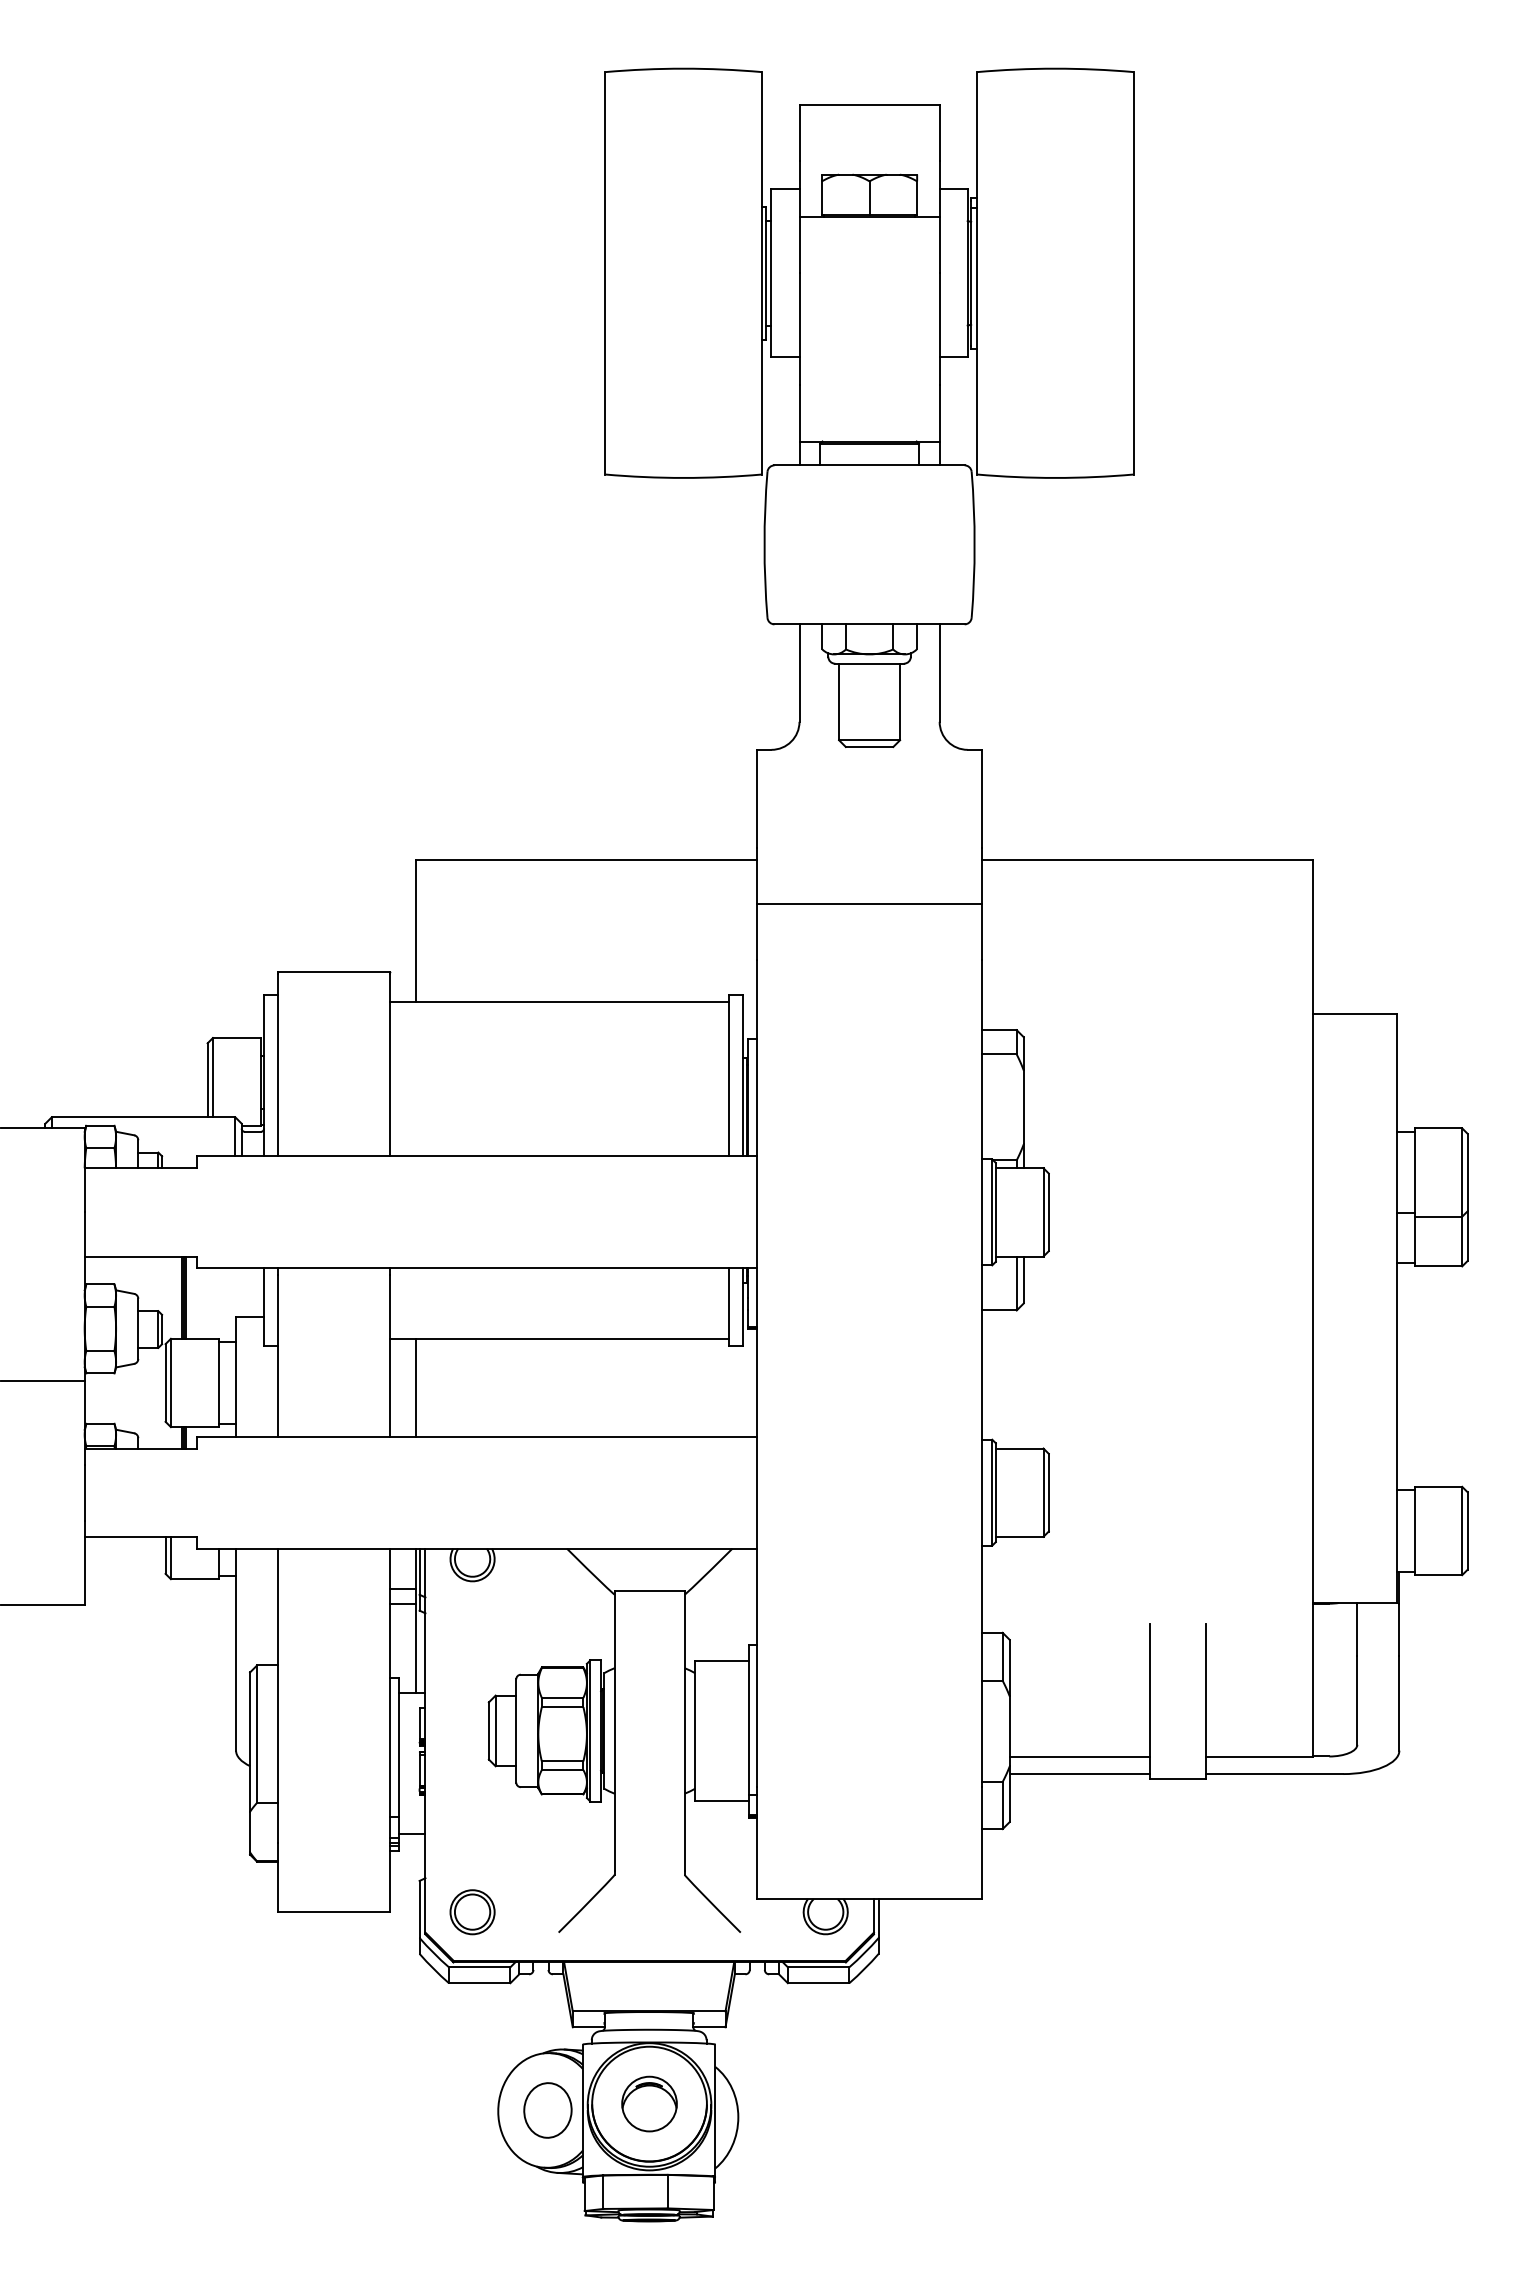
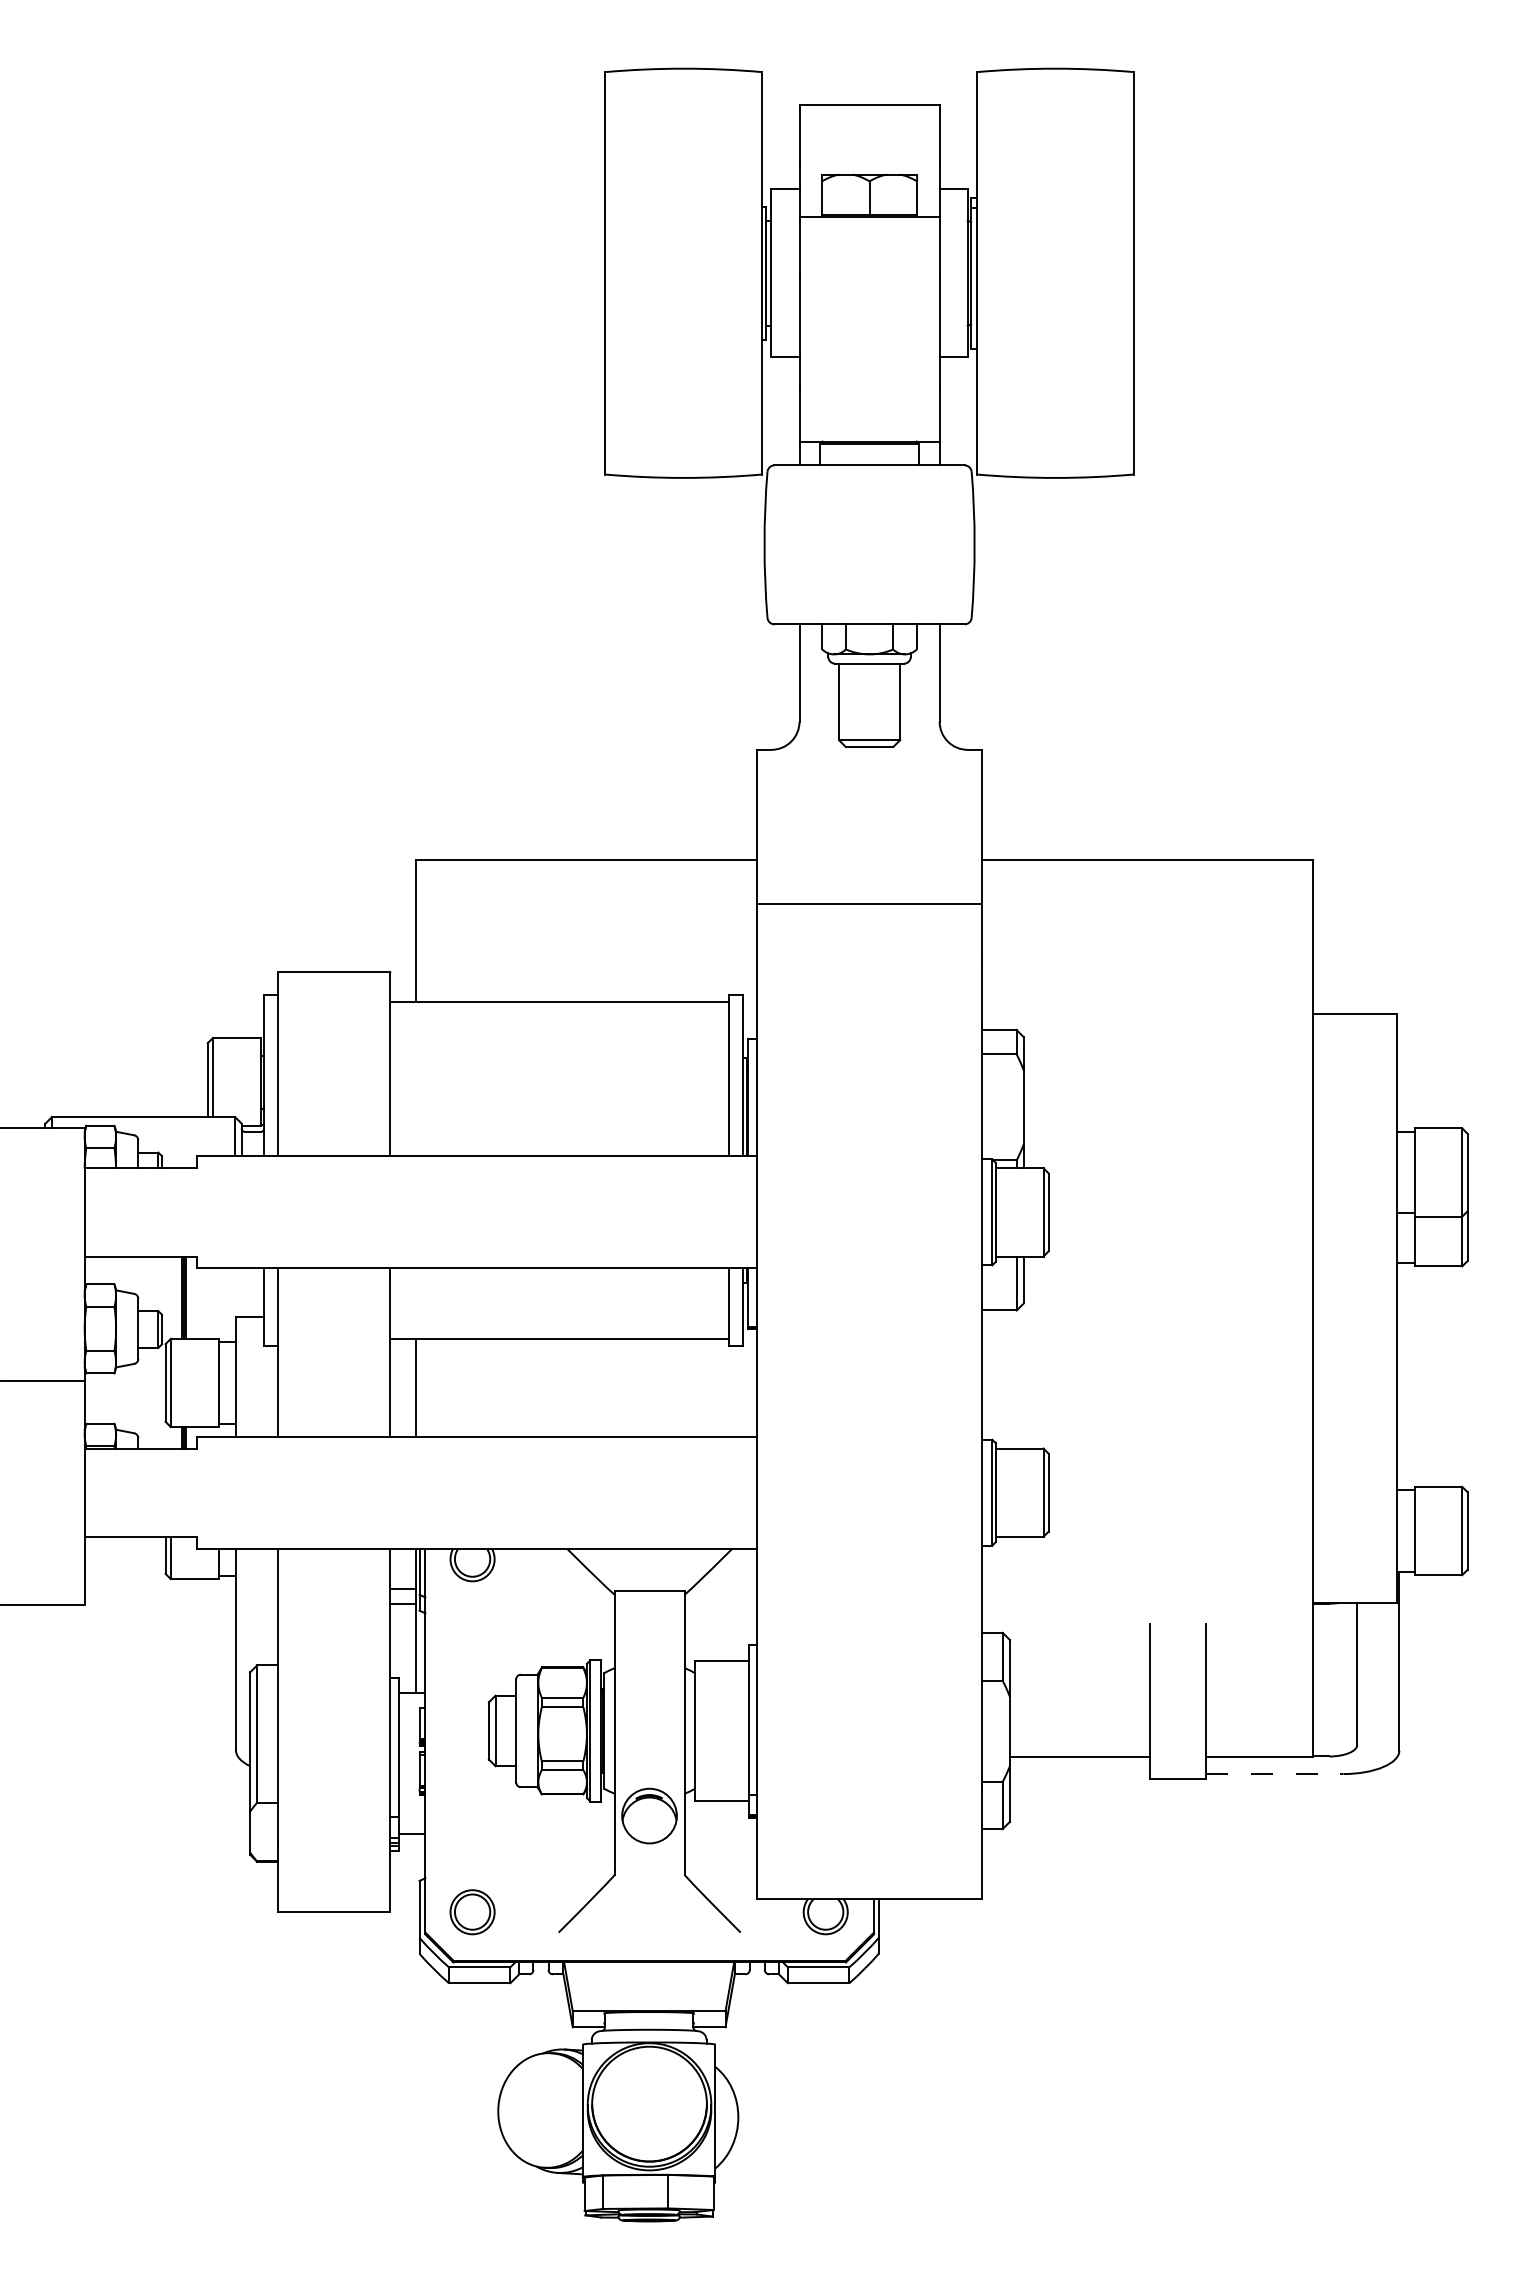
line: present -> none (1079, 1774)
line: solid -> dashed (1274, 1774)
part position: (649, 2103) -> (649, 1815) (649, 1815)
part: present -> none (547, 2110)
